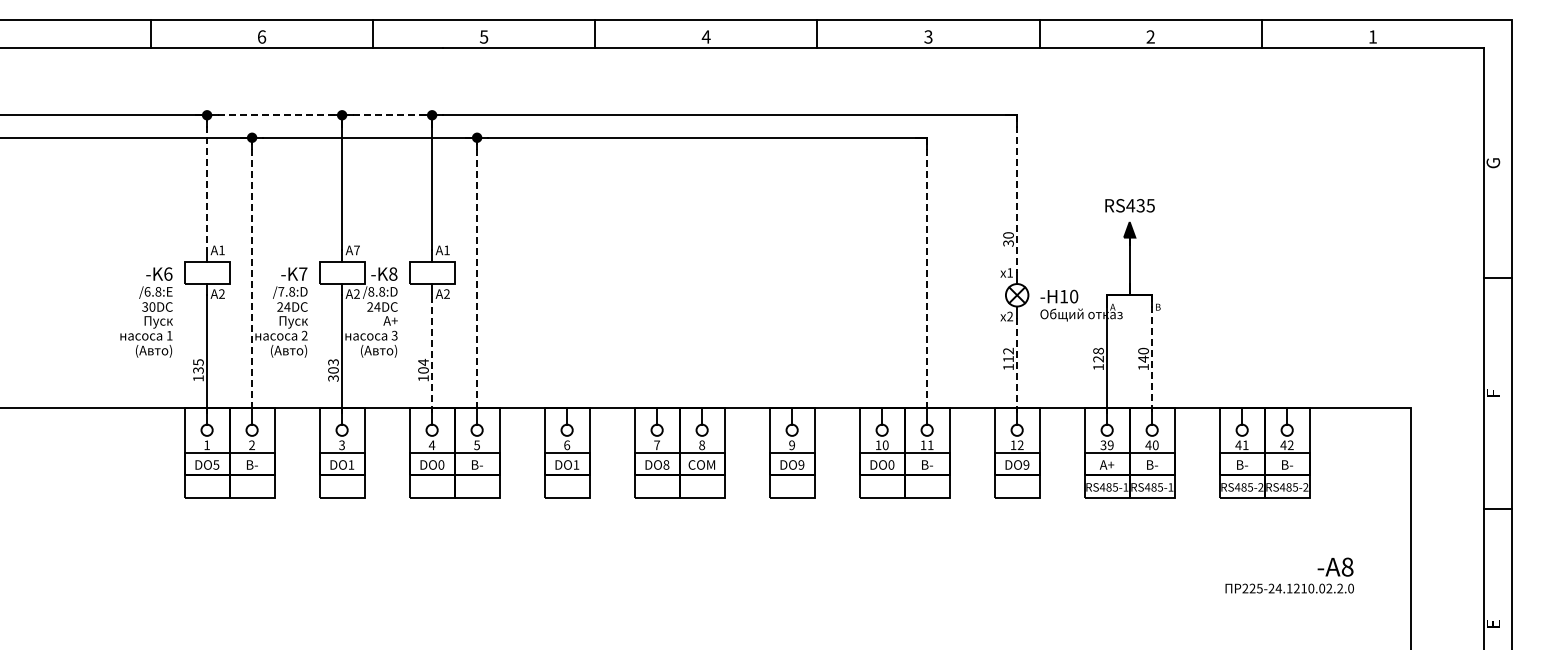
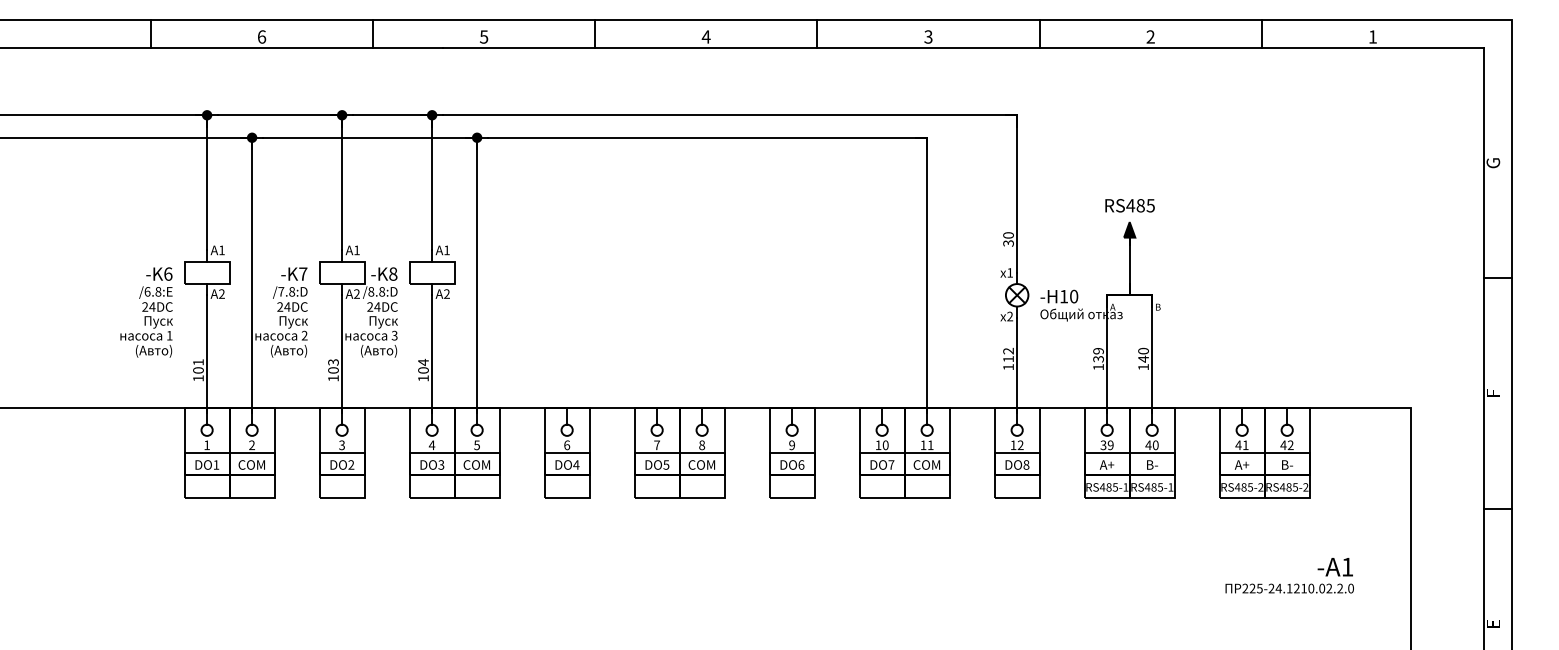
line: dashed -> solid (280, 115)
line: dashed -> solid (393, 115)
line: dashed -> solid (207, 182)
line: dashed -> solid (1017, 194)
text: RS435 -> RS485 (1140, 205)
text: A7 -> A1 (356, 250)
line: dashed -> solid (252, 275)
line: dashed -> solid (477, 275)
line: dashed -> solid (927, 275)
text: 30DC -> 24DC (148, 306)
text: A+ -> Пуск (383, 322)
line: dashed -> solid (432, 353)
text: 128 -> 139 (1098, 354)
line: dashed -> solid (1152, 354)
line: dashed -> solid (1017, 365)
text: 135 -> 101 (198, 366)
text: 303 -> 103 (333, 378)
text: DO5 -> DO1 (216, 464)
text: B- -> COM (251, 464)
text: DO1 -> DO2 (351, 464)
text: DO0 -> DO3 (441, 464)
text: B- -> COM (476, 464)
text: DO1 -> DO4 (576, 464)
text: DO8 -> DO5 (666, 464)
text: DO9 -> DO6 (801, 464)
text: DO0 -> DO7 (891, 464)
text: B- -> COM (926, 464)
text: DO9 -> DO8 (1026, 464)
text: B- -> A+ (1241, 464)
text: -A8 -> -A1 (1347, 566)
